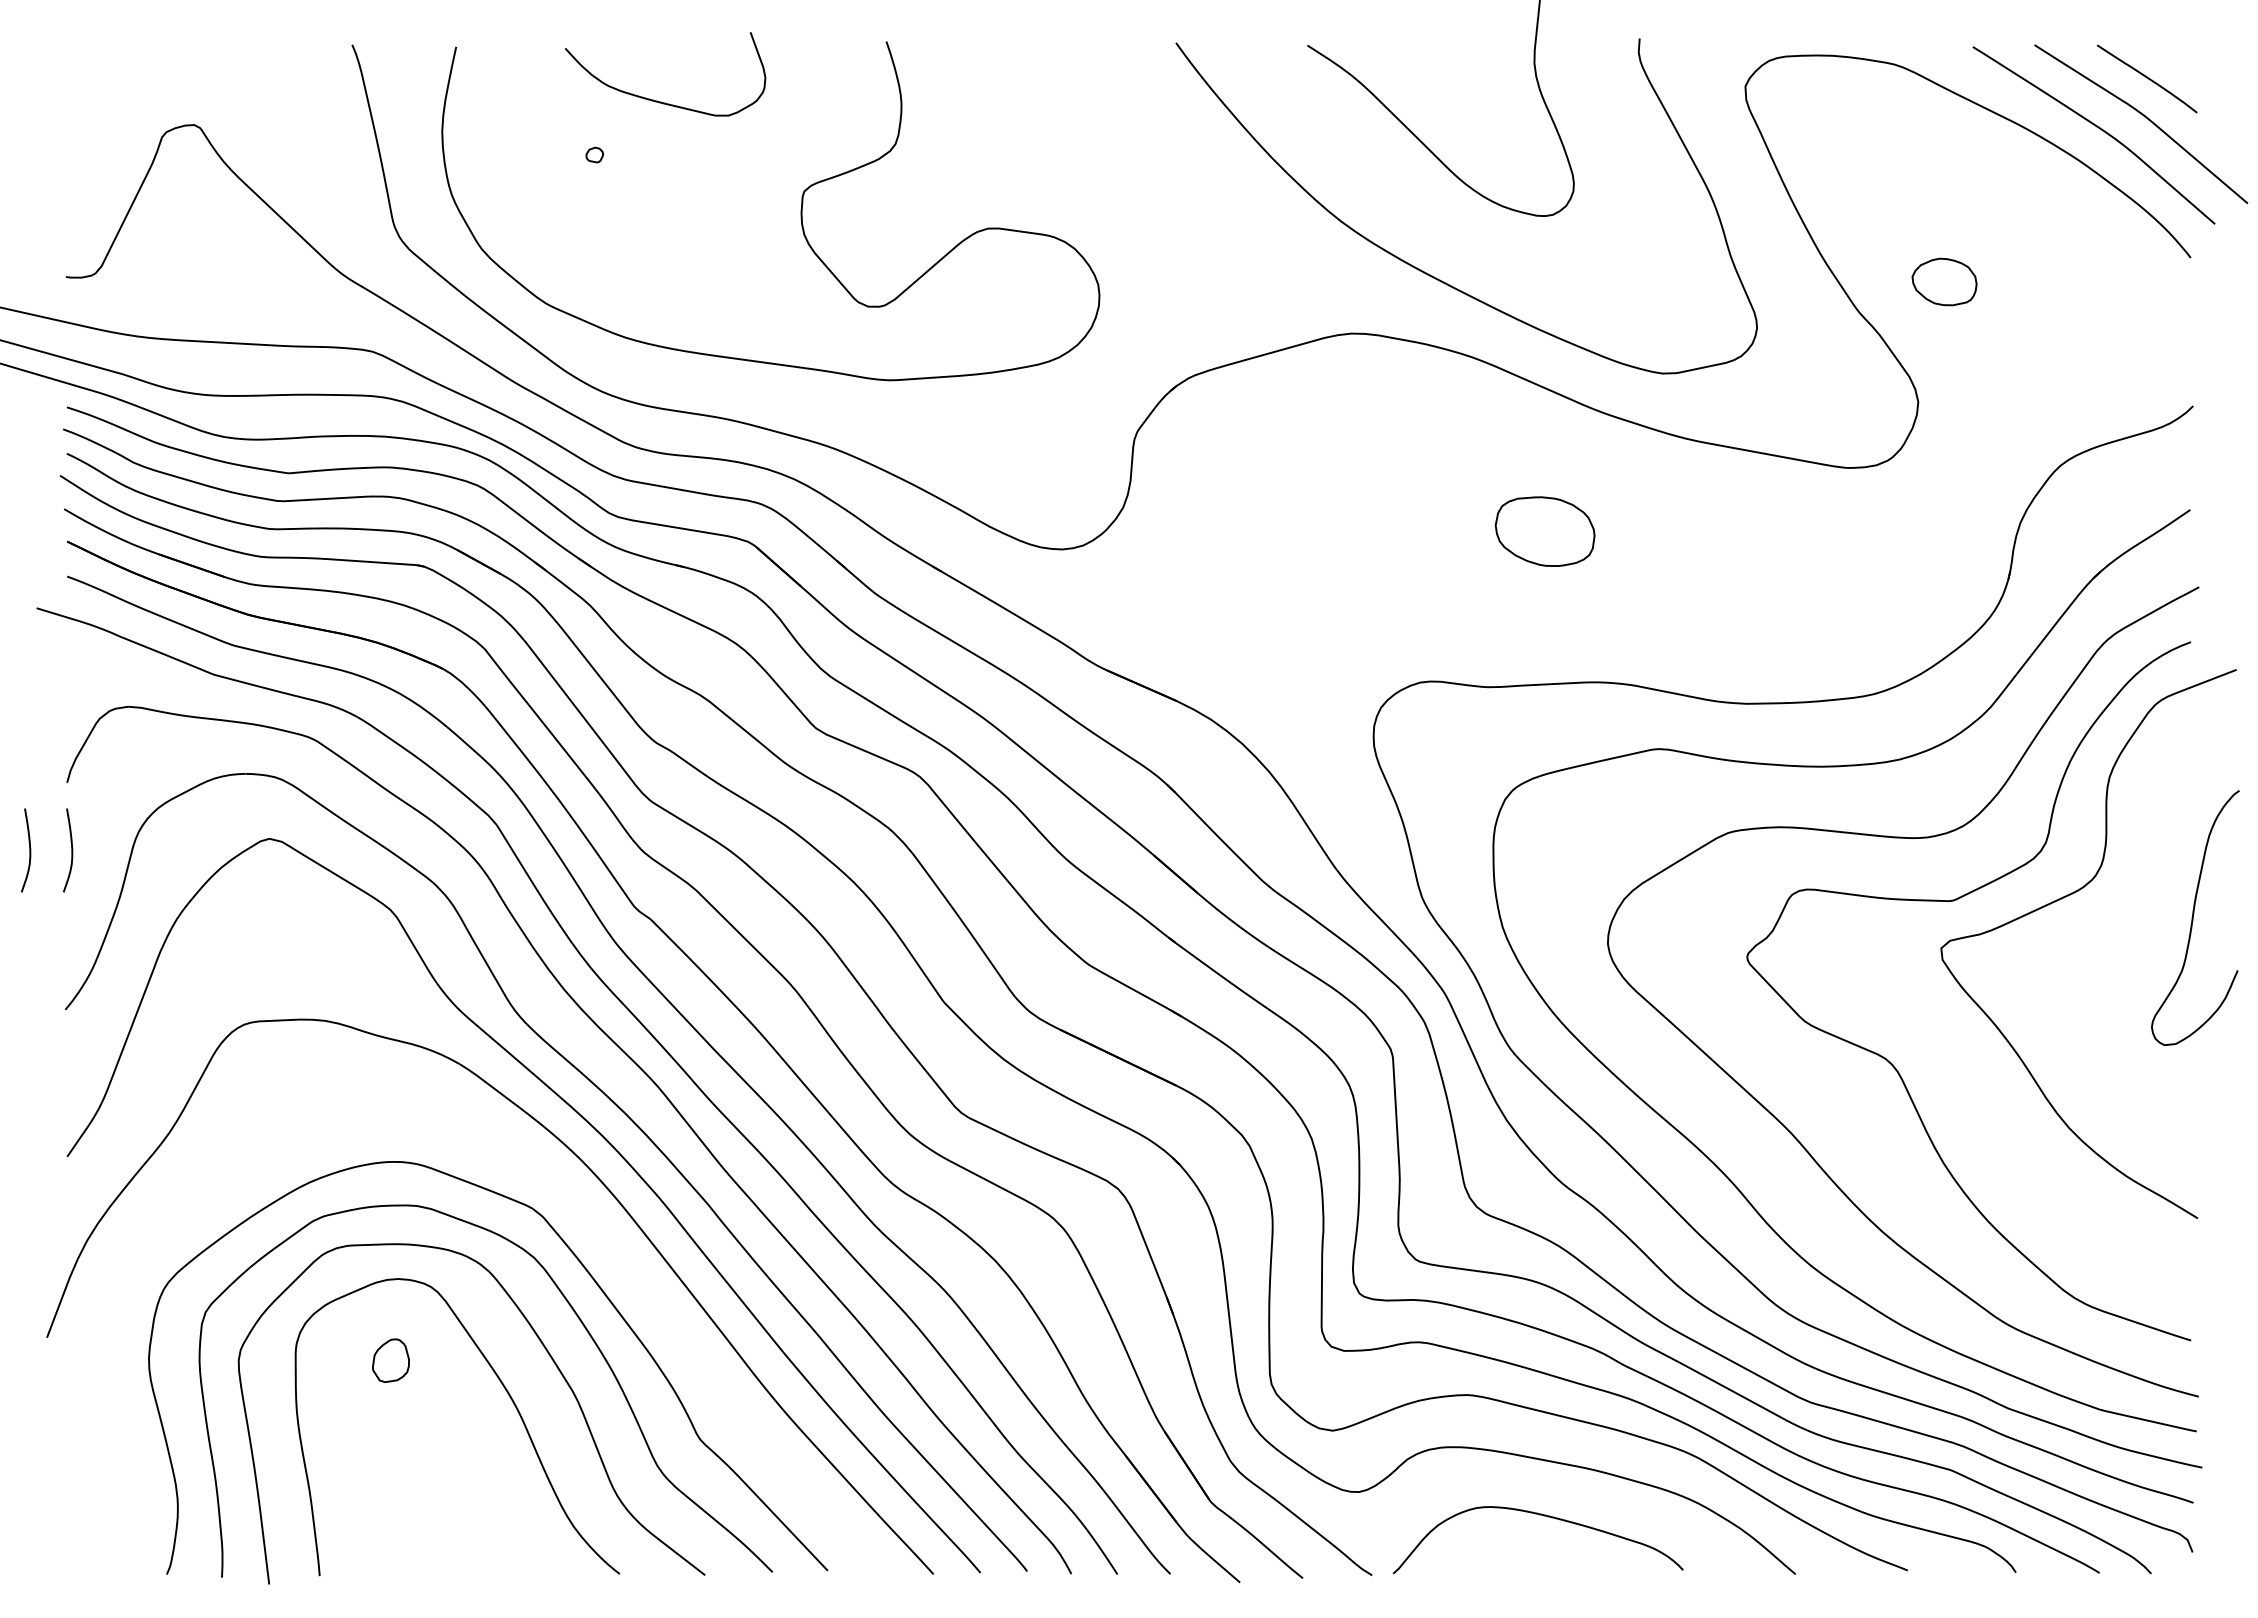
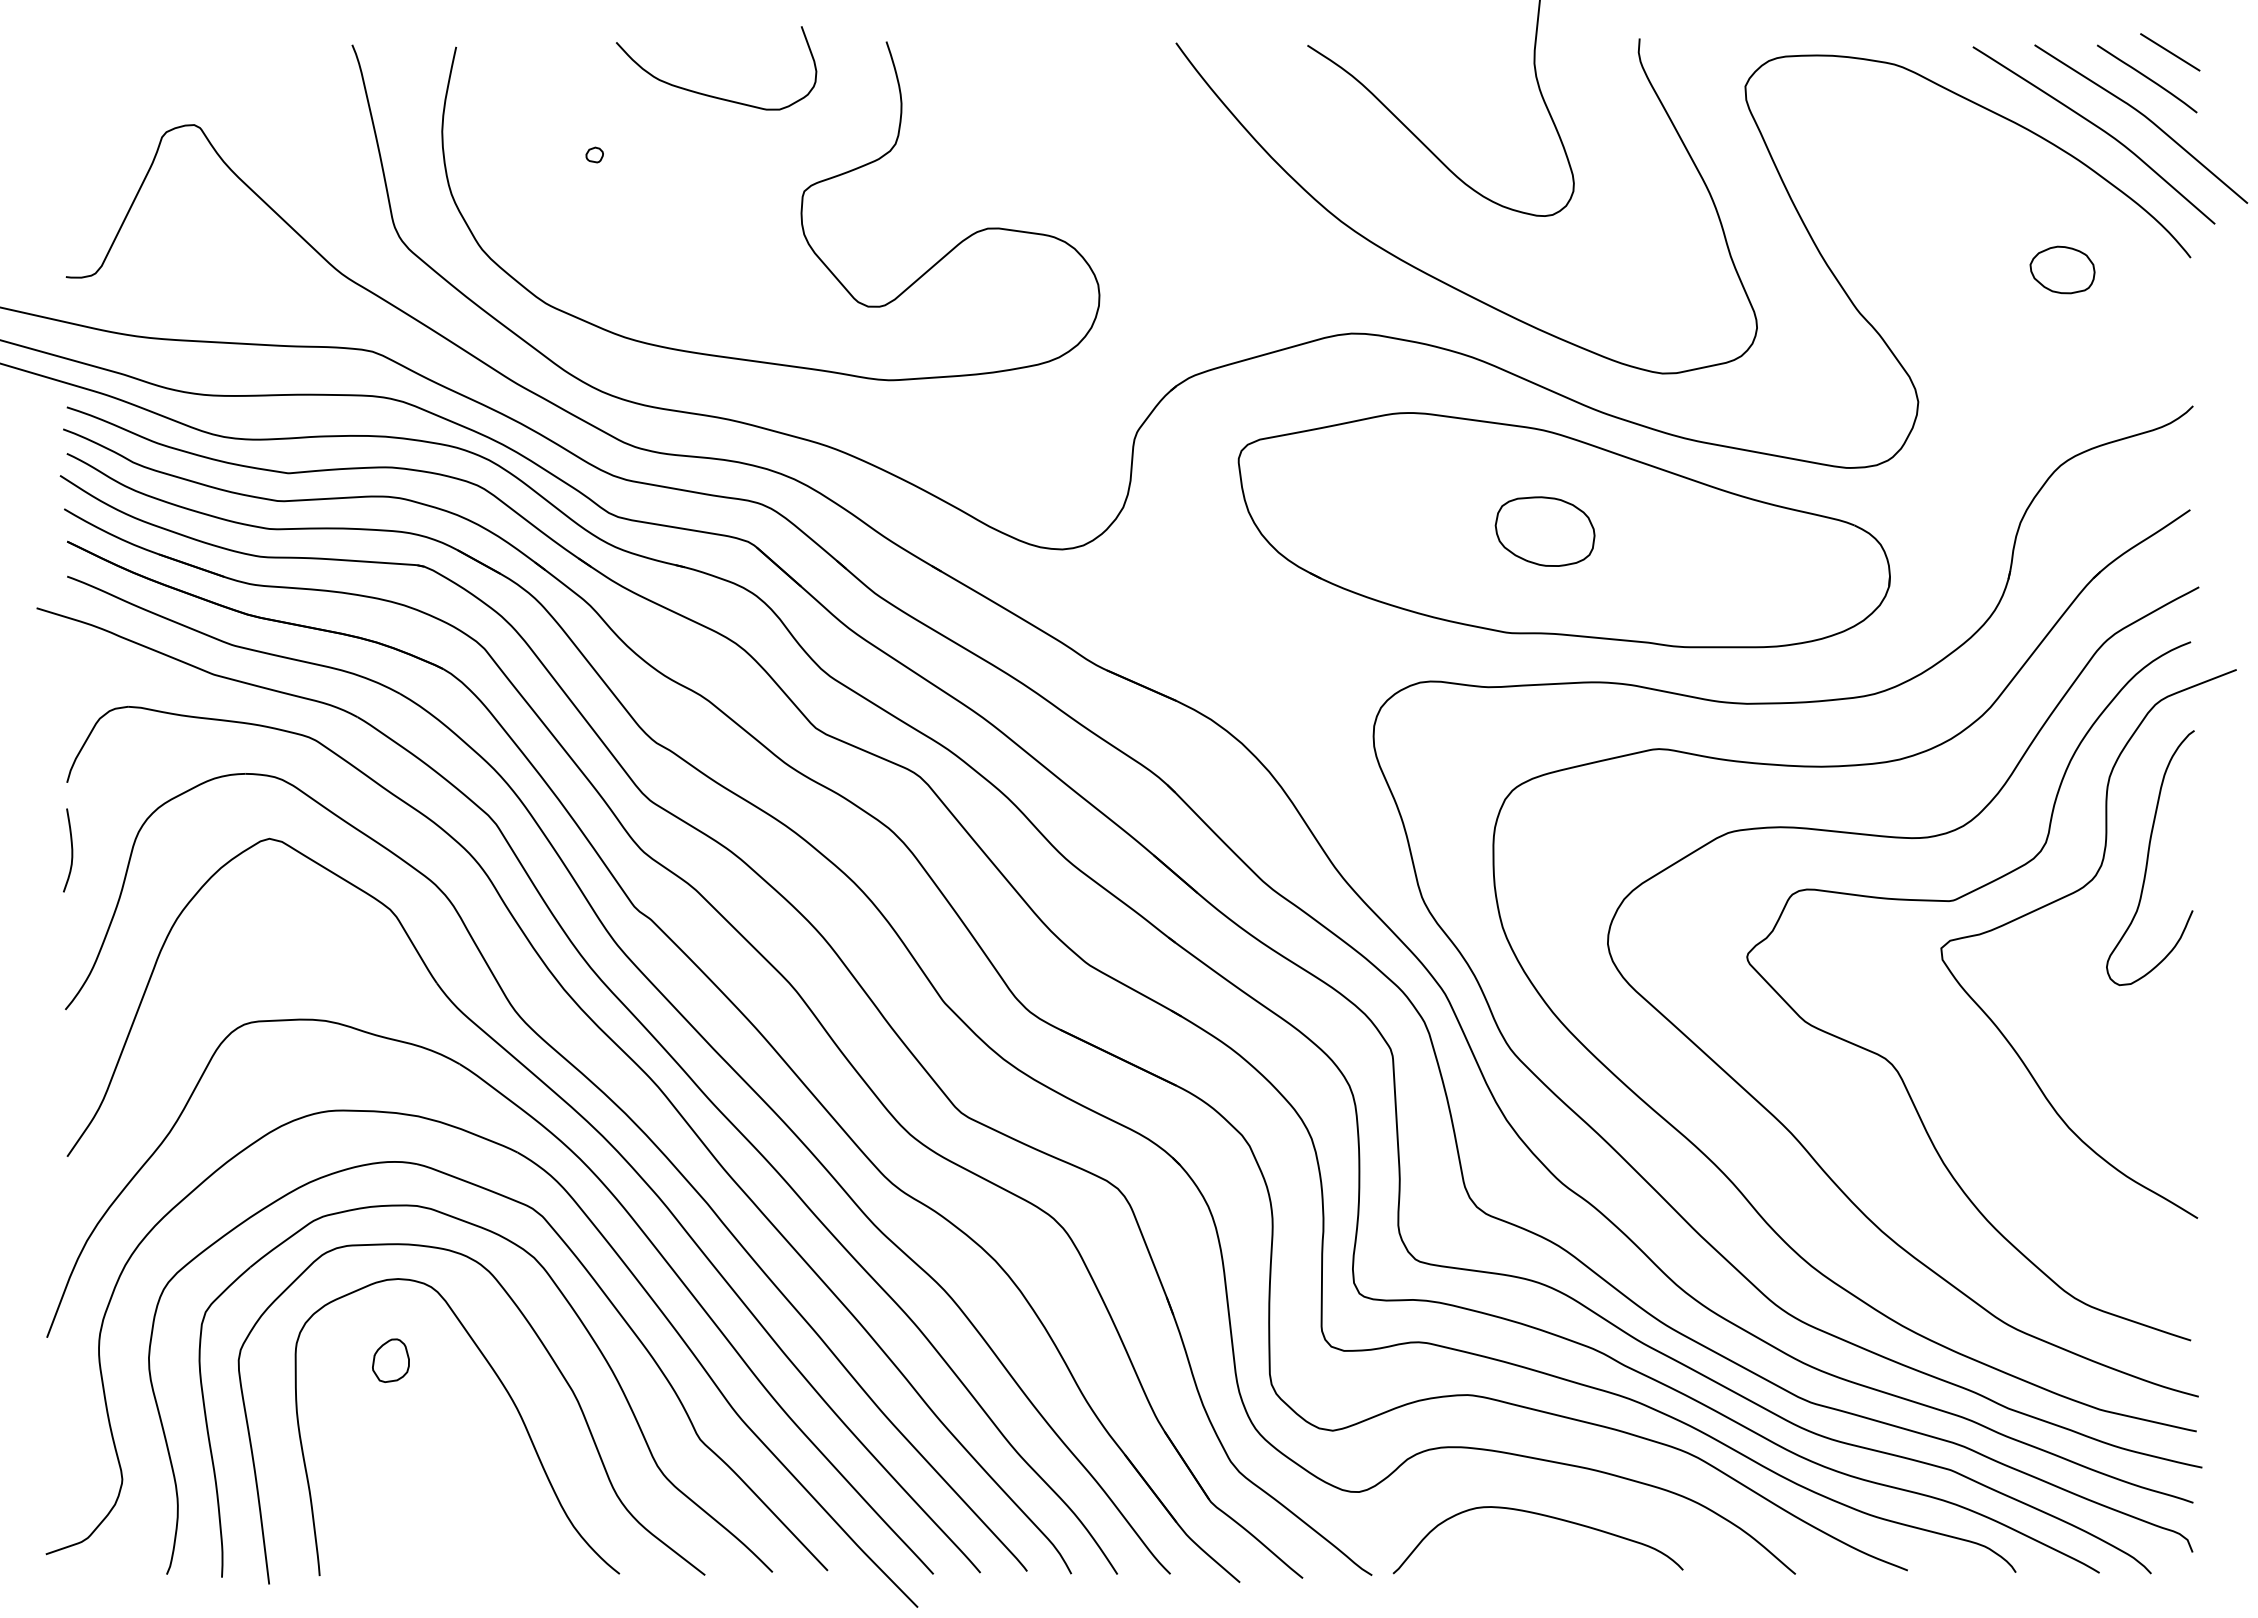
line: none -> present (2170, 52)
curve position: (657, 100) -> (708, 94) (708, 94)
part position: (1944, 281) -> (2062, 269) (2062, 269)
part: none -> present (1563, 530)
curve: present -> none (29, 850)
curve position: (2193, 918) -> (2148, 858) (2148, 858)
part: none -> present (613, 1251)
